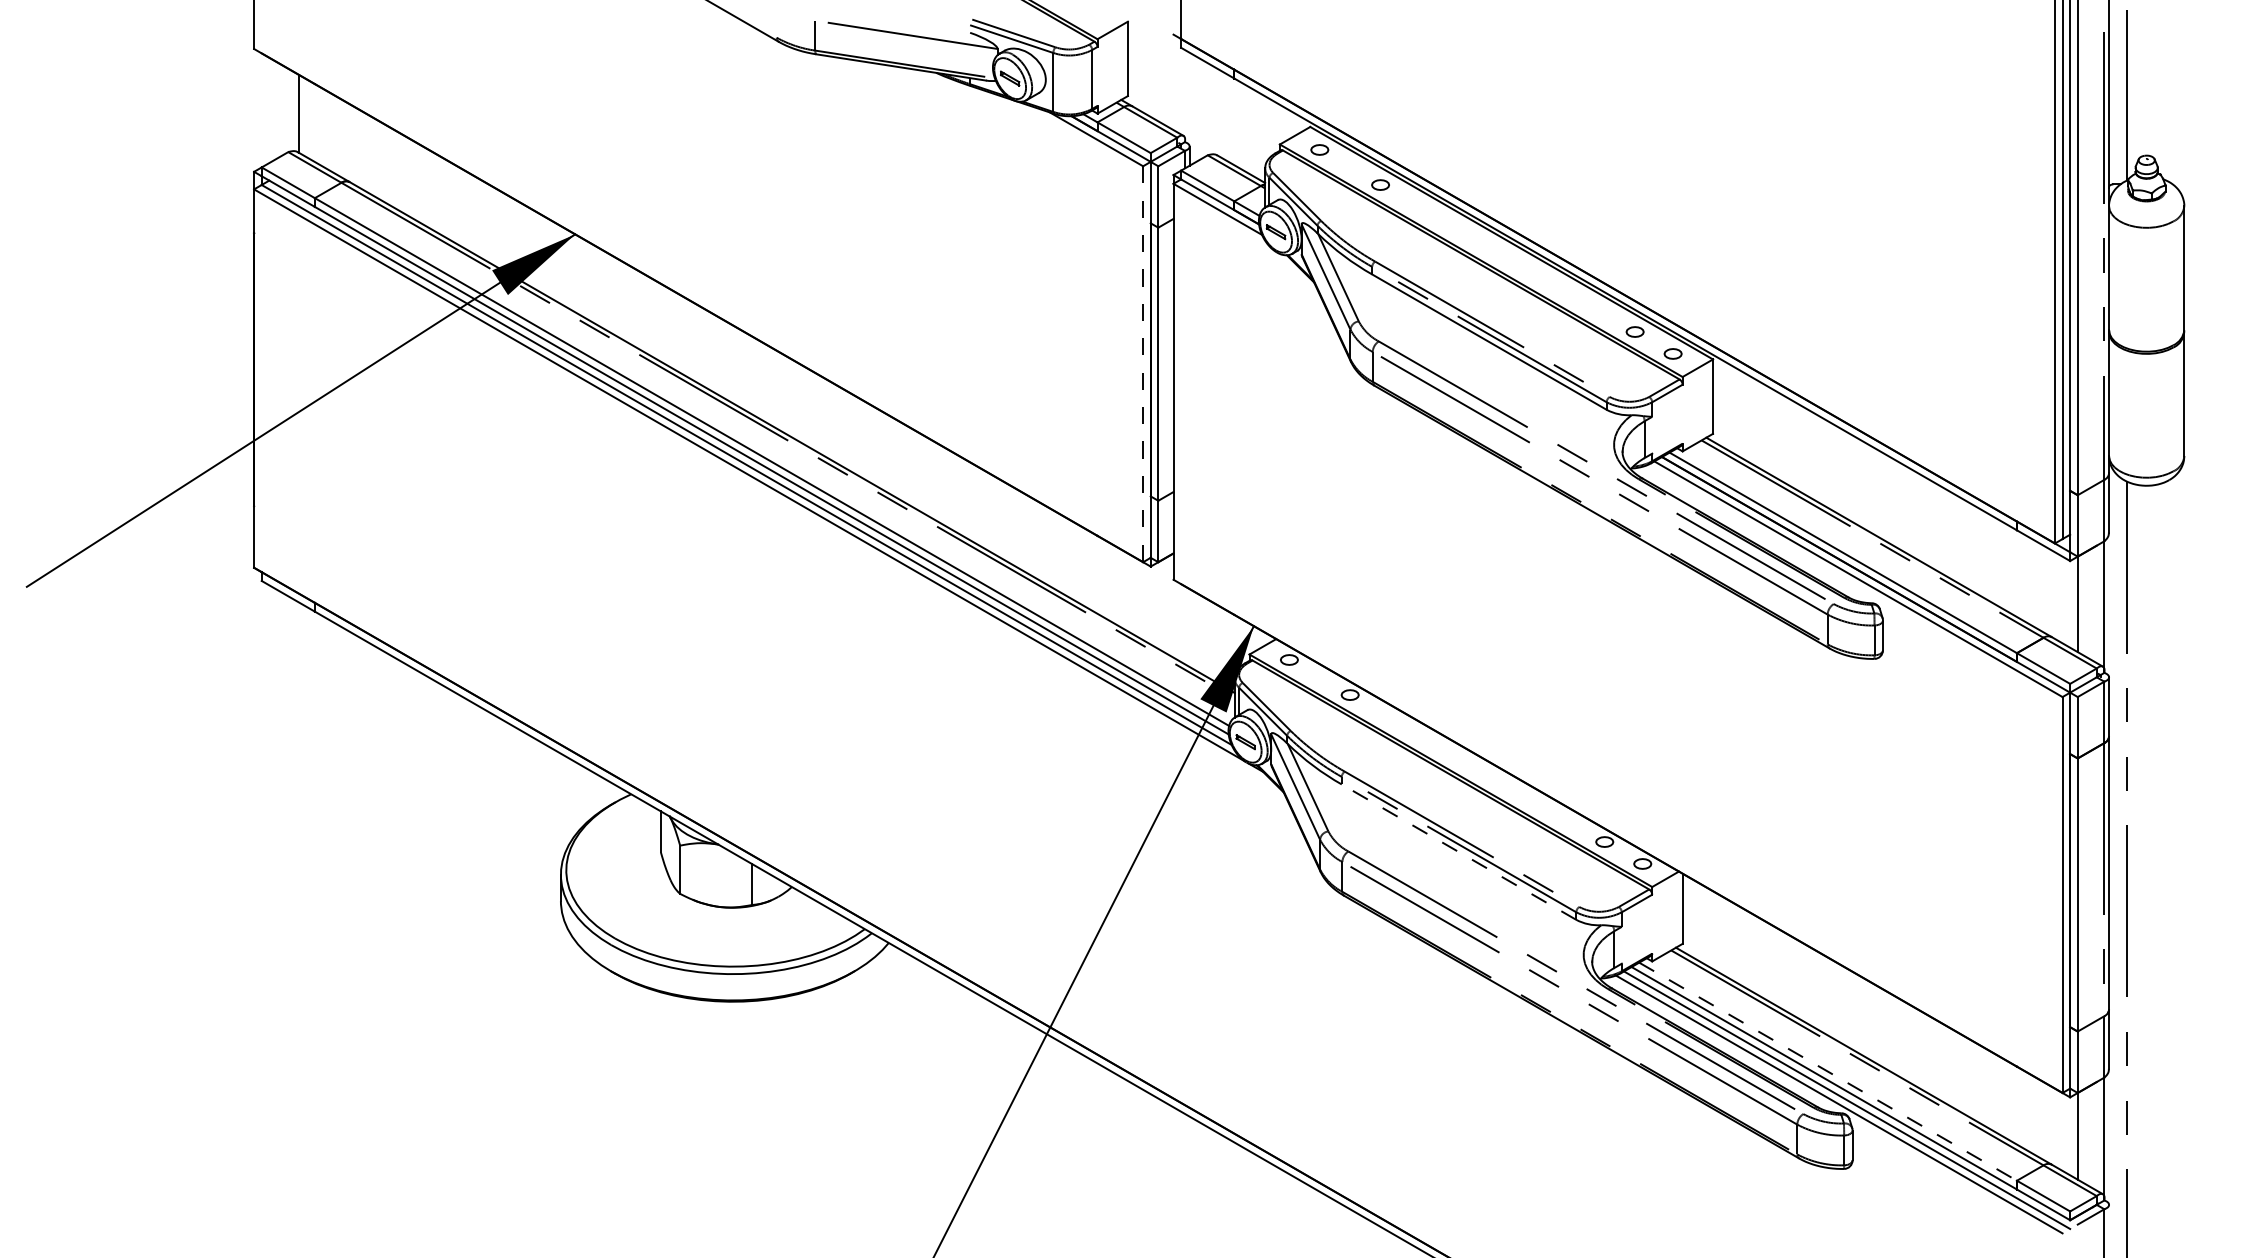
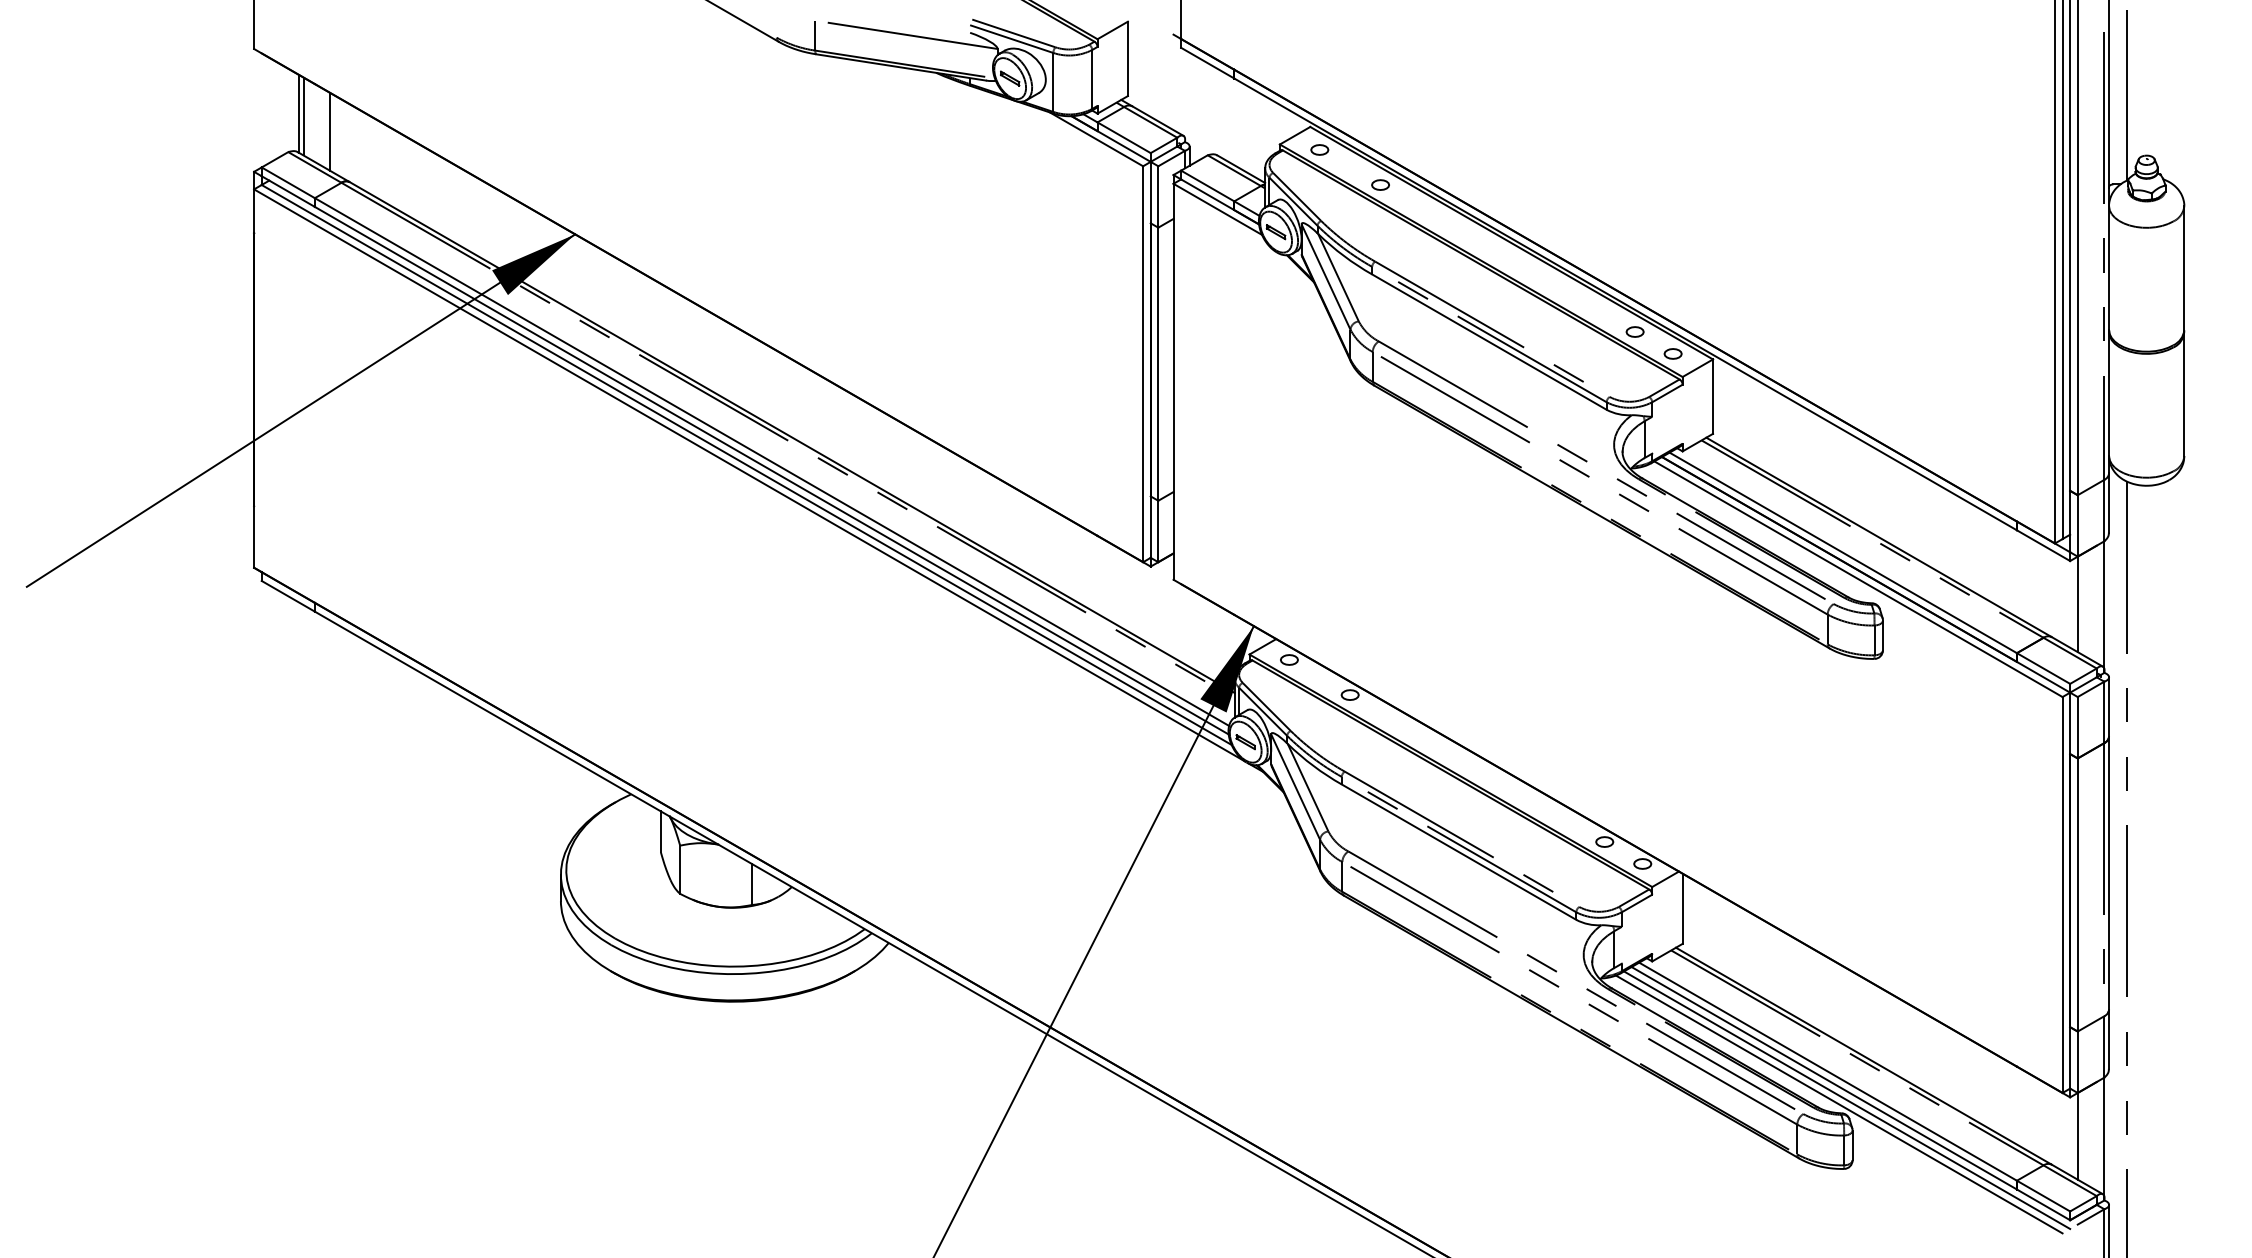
line: none -> present (303, 116)
line: none -> present (330, 131)
line: dashed -> solid (1143, 364)
line: dashed -> solid (1458, 851)
line: dashed -> solid (1828, 1071)
line: none -> present (2109, 1229)
